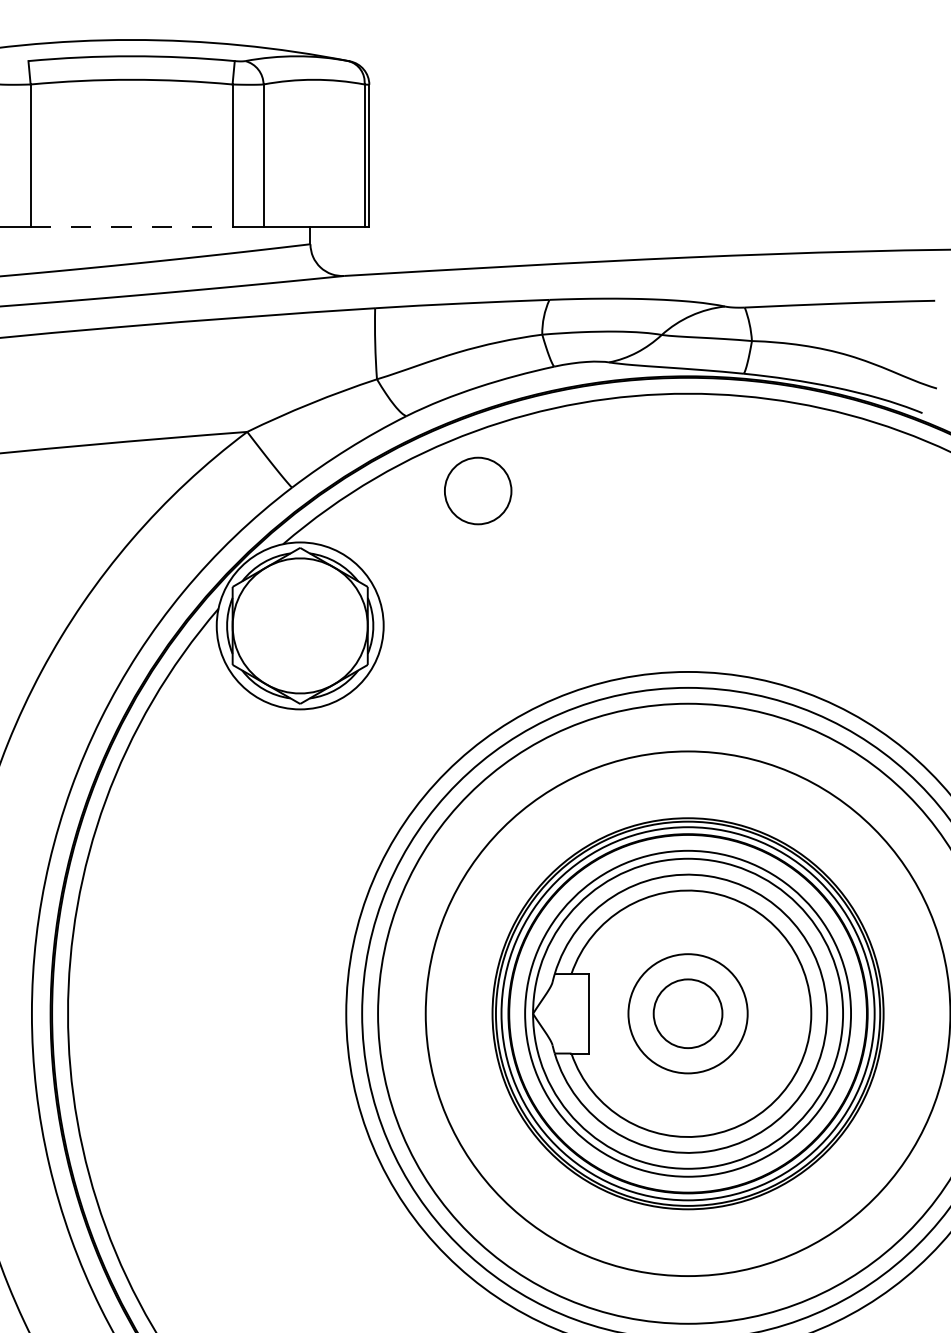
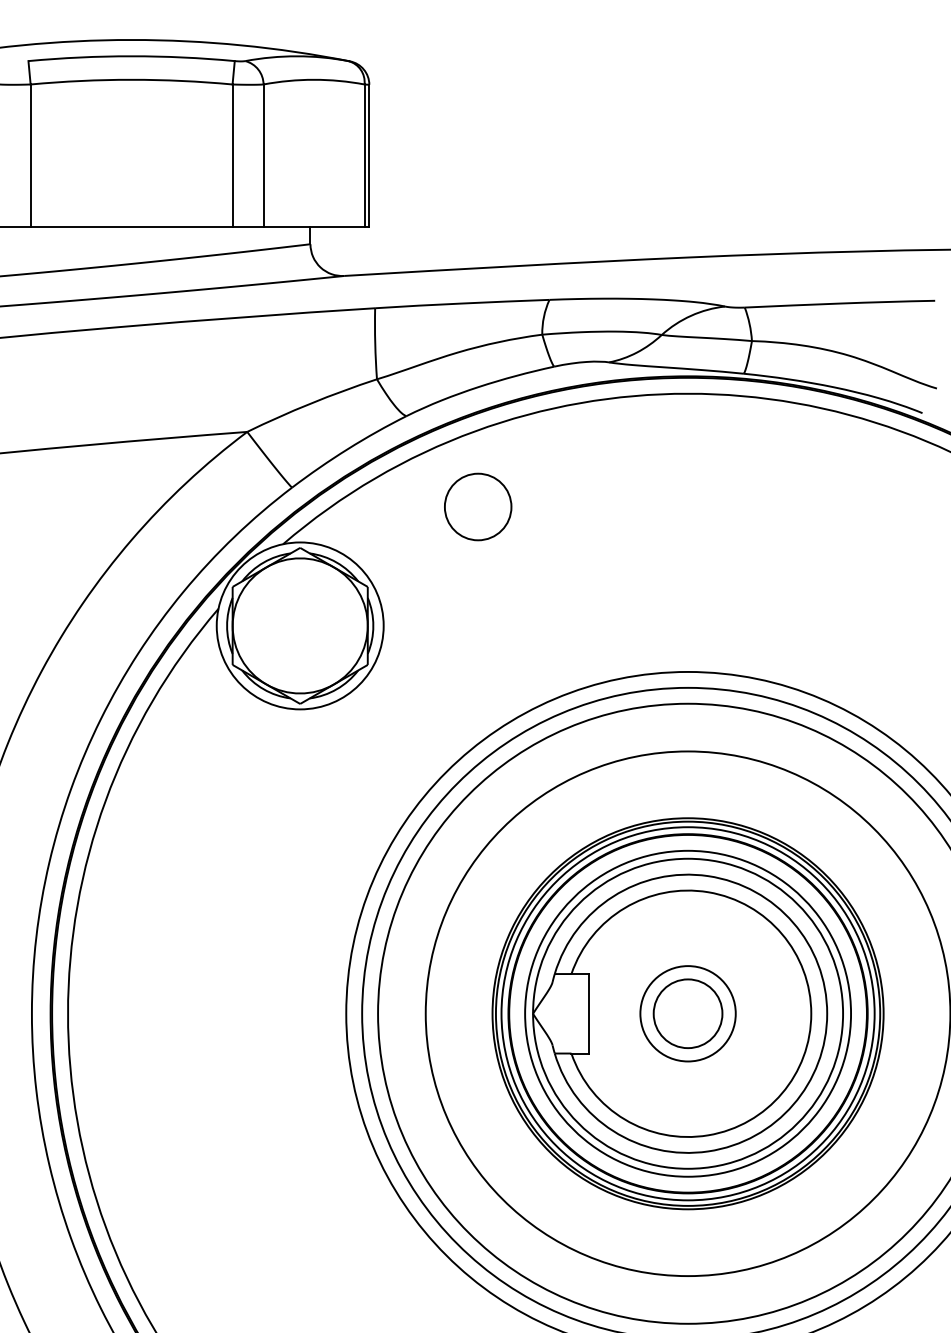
line: dashed -> solid (131, 226)
circle position: (478, 490) -> (478, 506) (478, 506)
circle diameter: 119 px -> 95 px (687, 1013)
